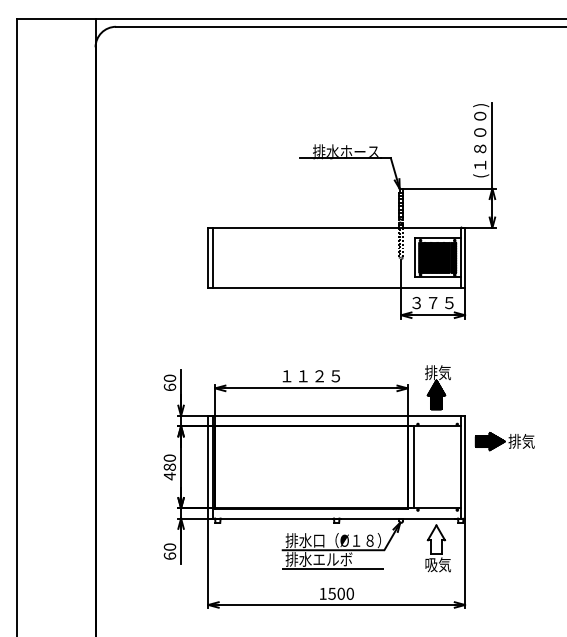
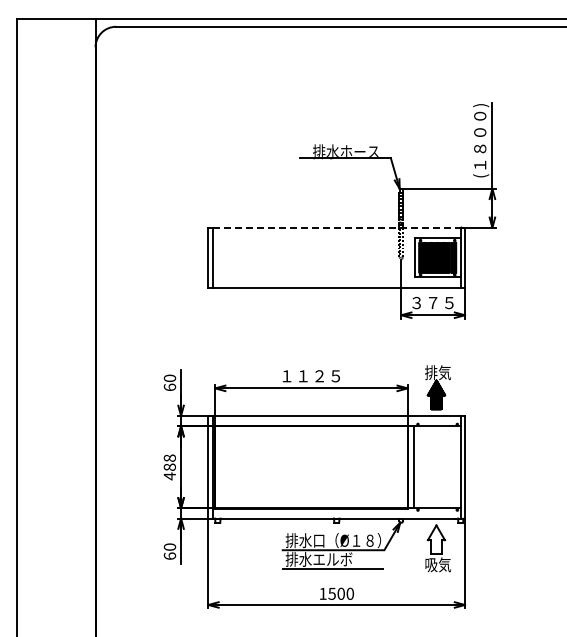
line: solid -> dashed (337, 227)
part: present -> none (504, 441)
text: 480 -> 488 (169, 457)
